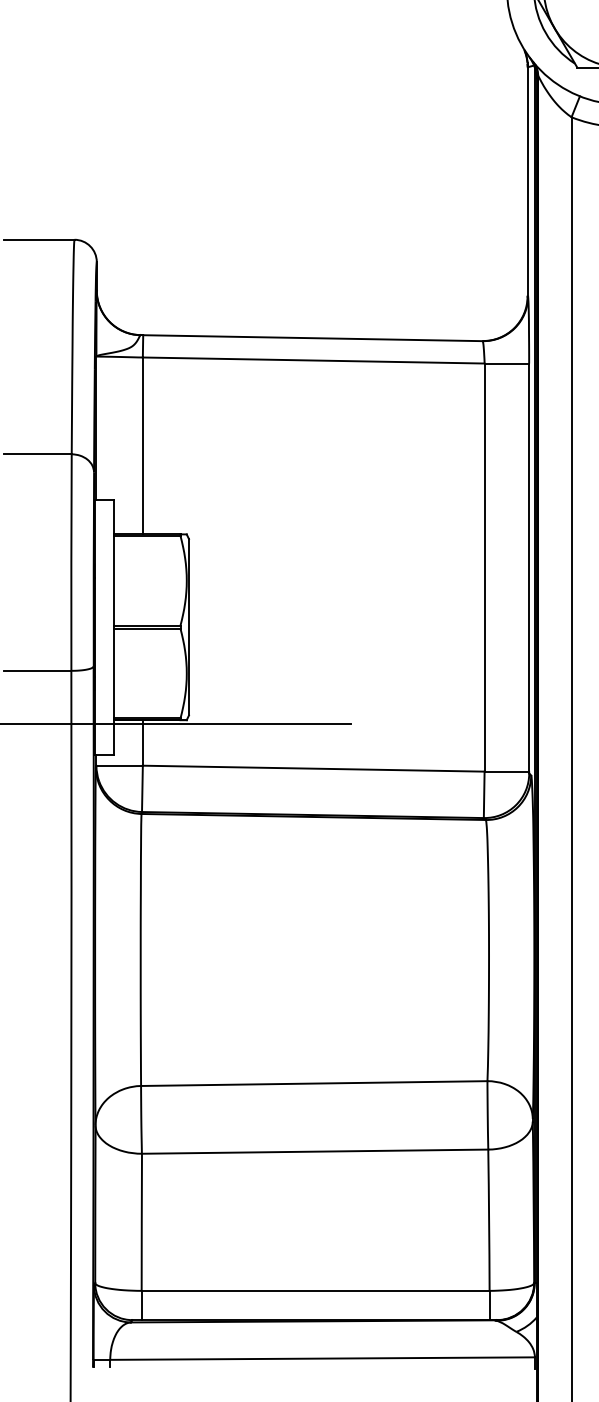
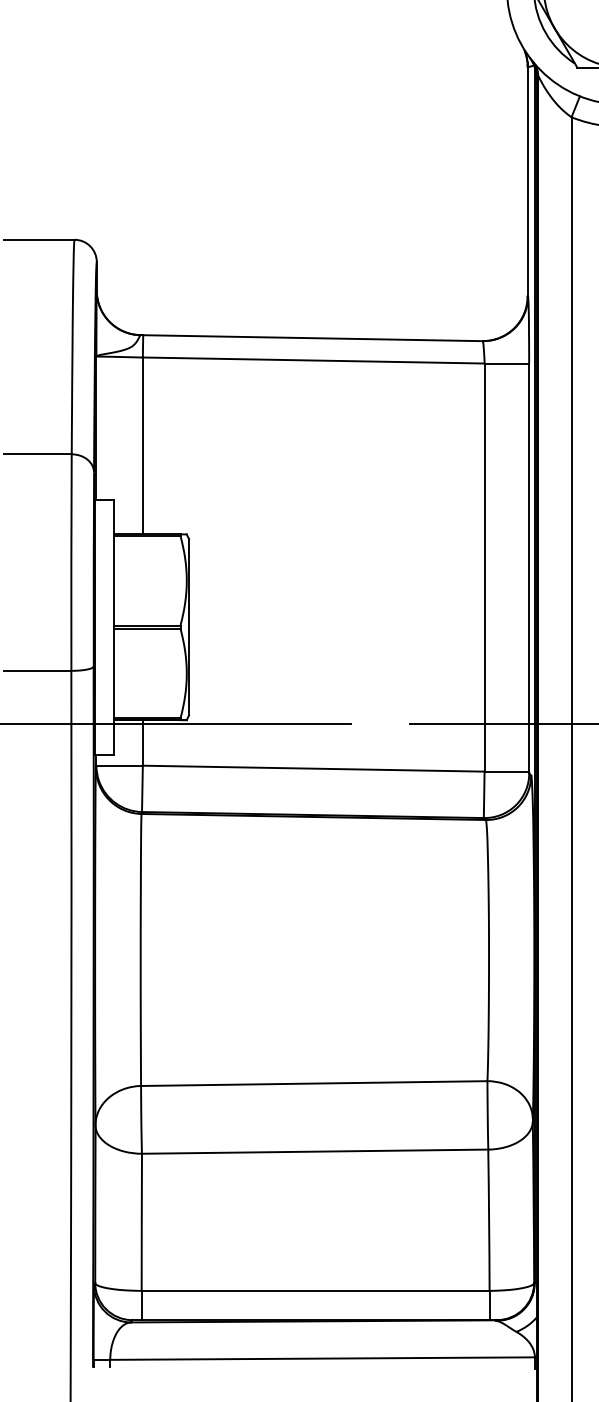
line: none -> present (501, 723)
